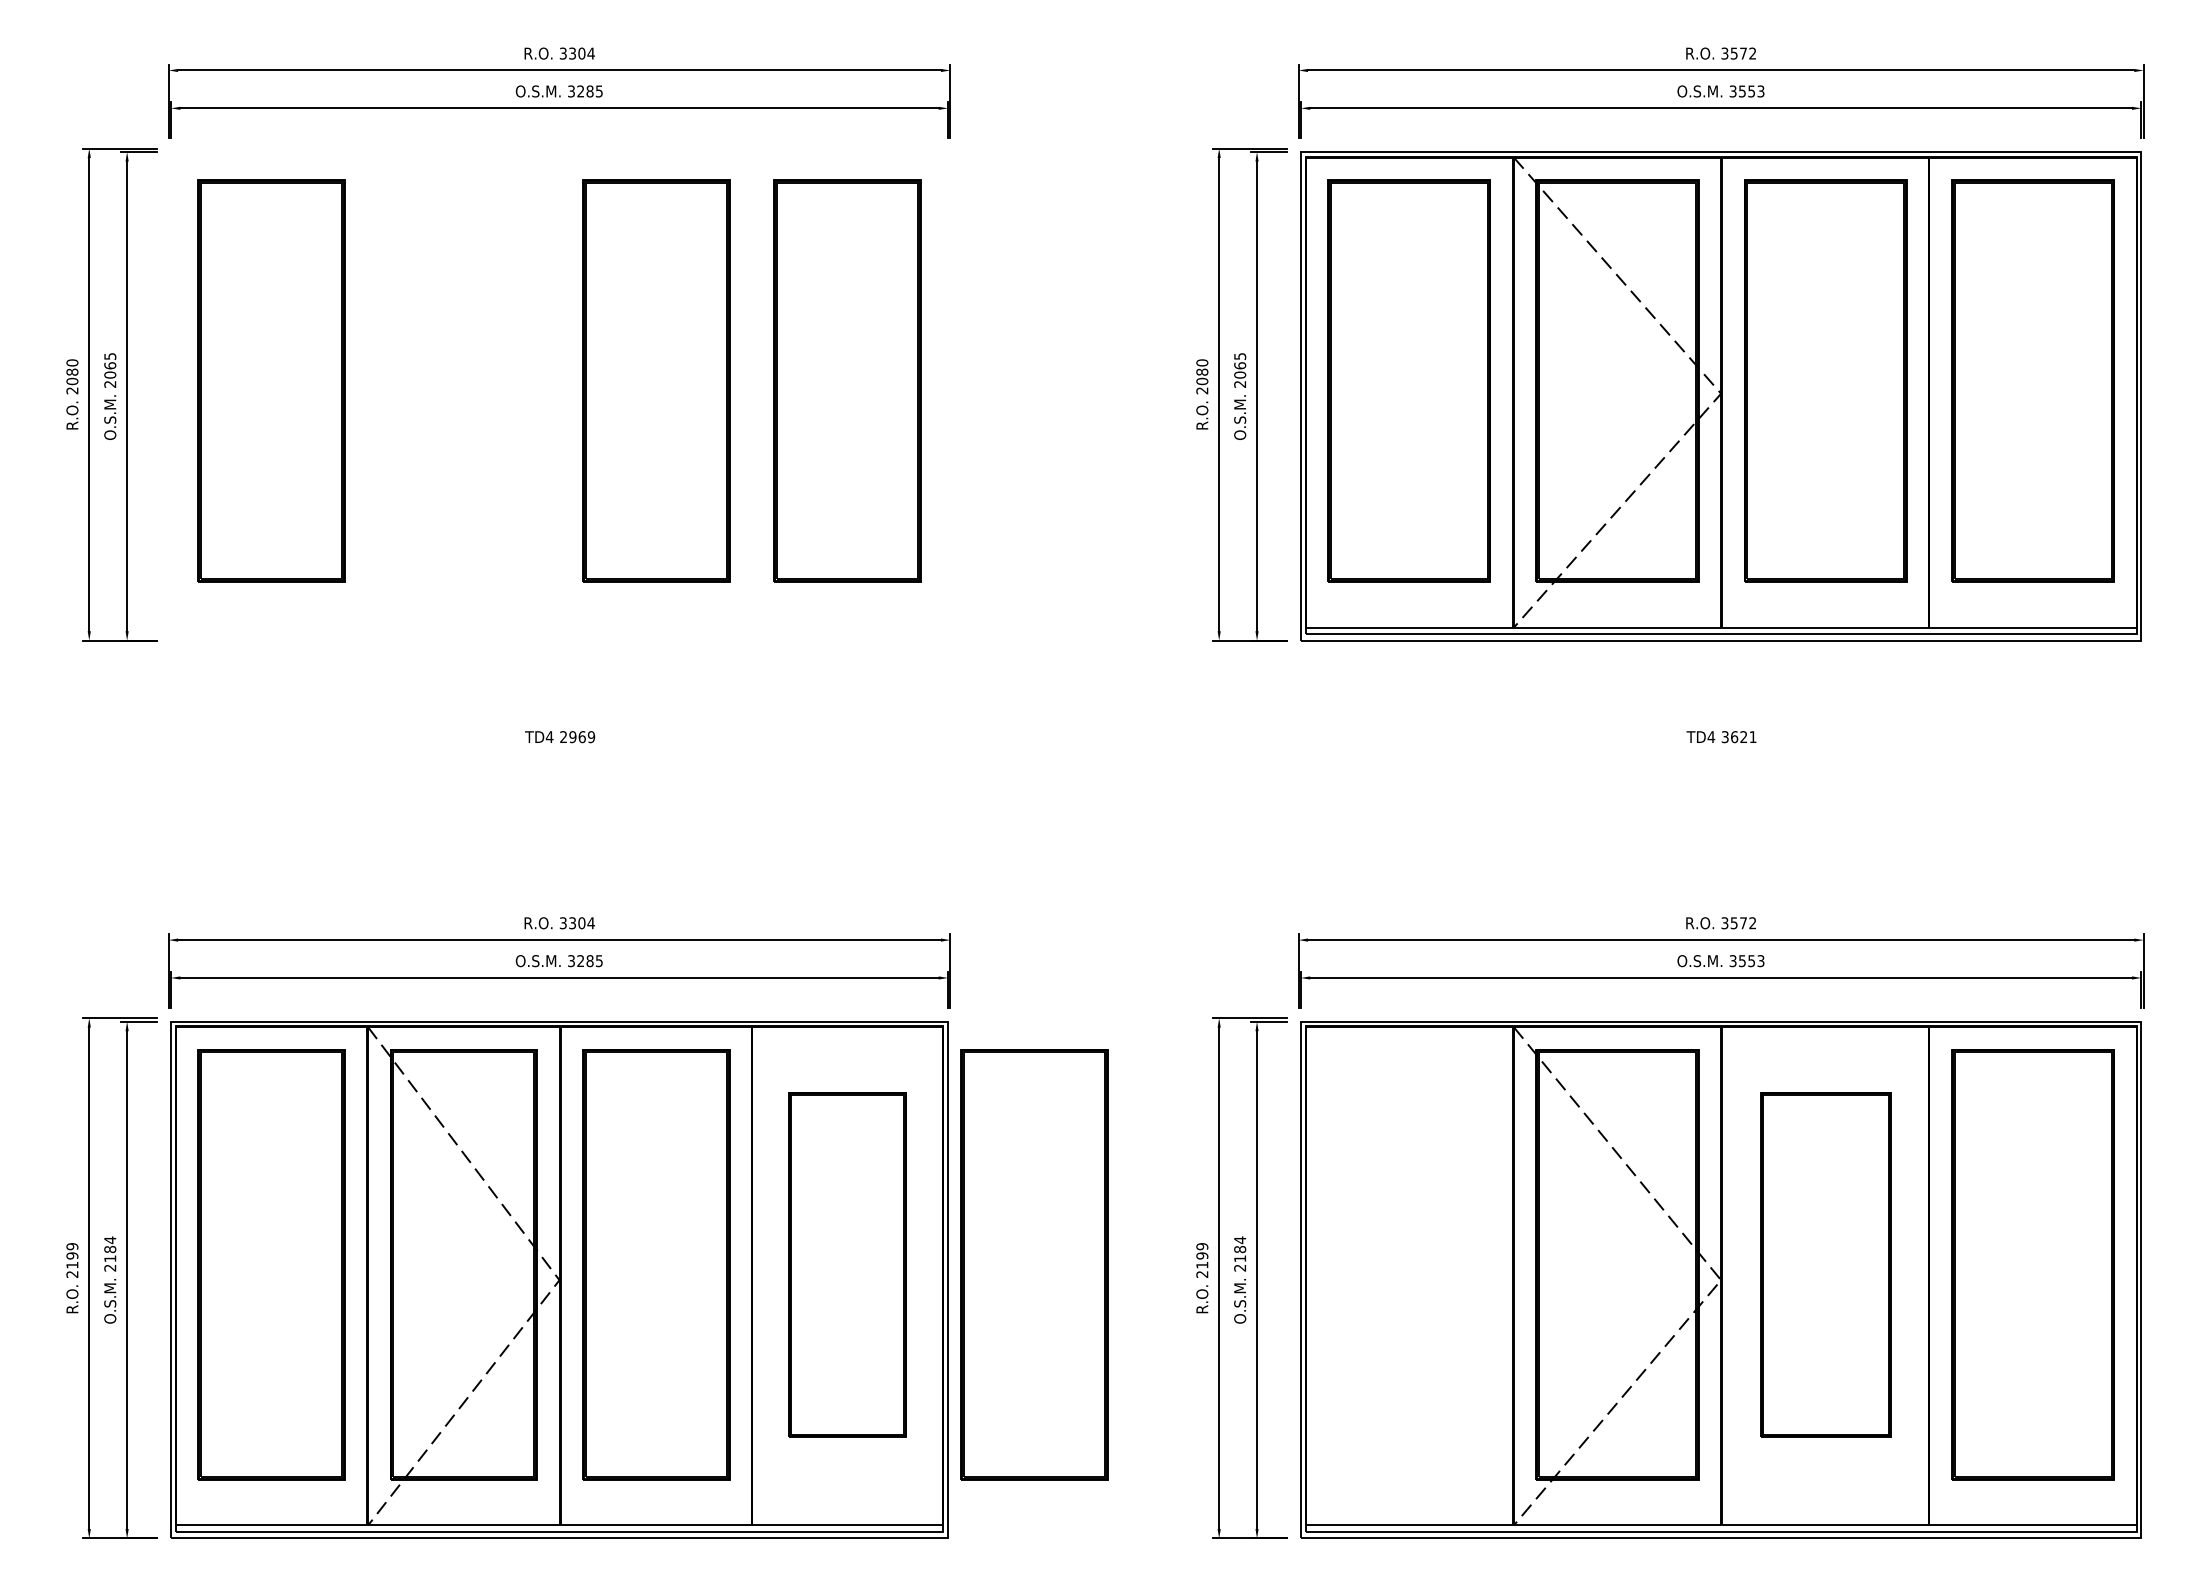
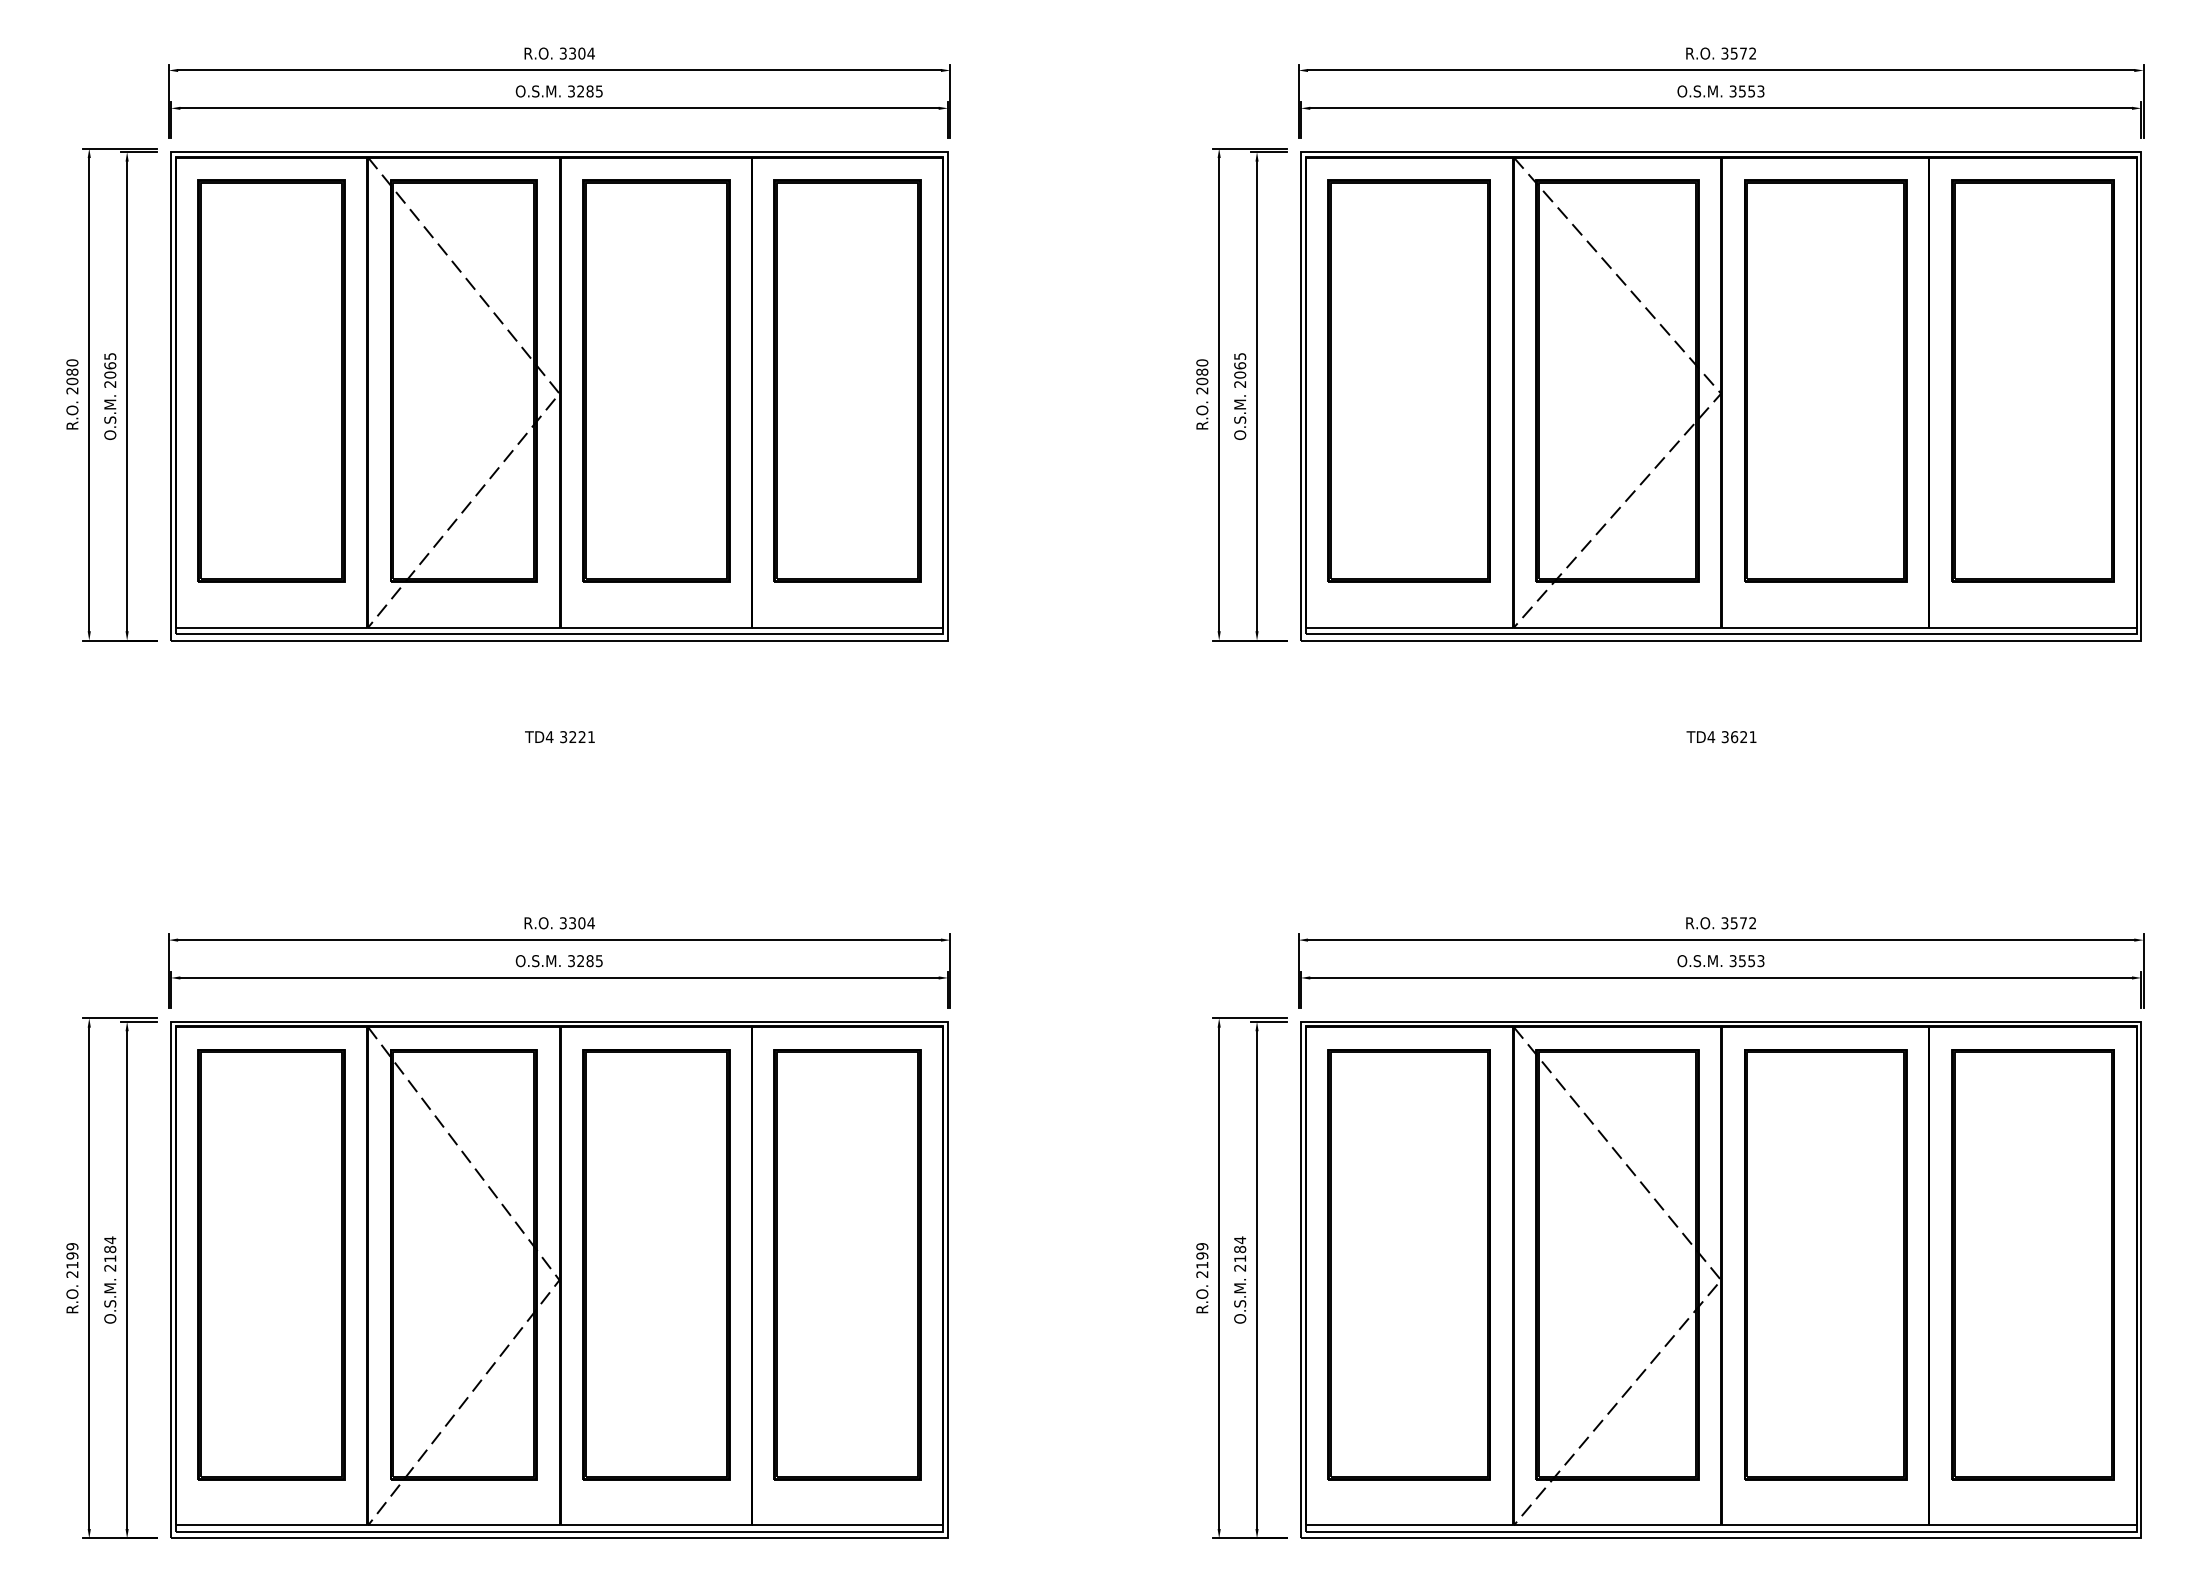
part: none -> present (559, 396)
text: 2969 -> 3221 (577, 737)
part size: 119x346 px -> 149x432 px (847, 1264)
part: present -> none (1034, 1264)
part: none -> present (1408, 1264)
part size: 132x346 px -> 164x432 px (1825, 1264)
